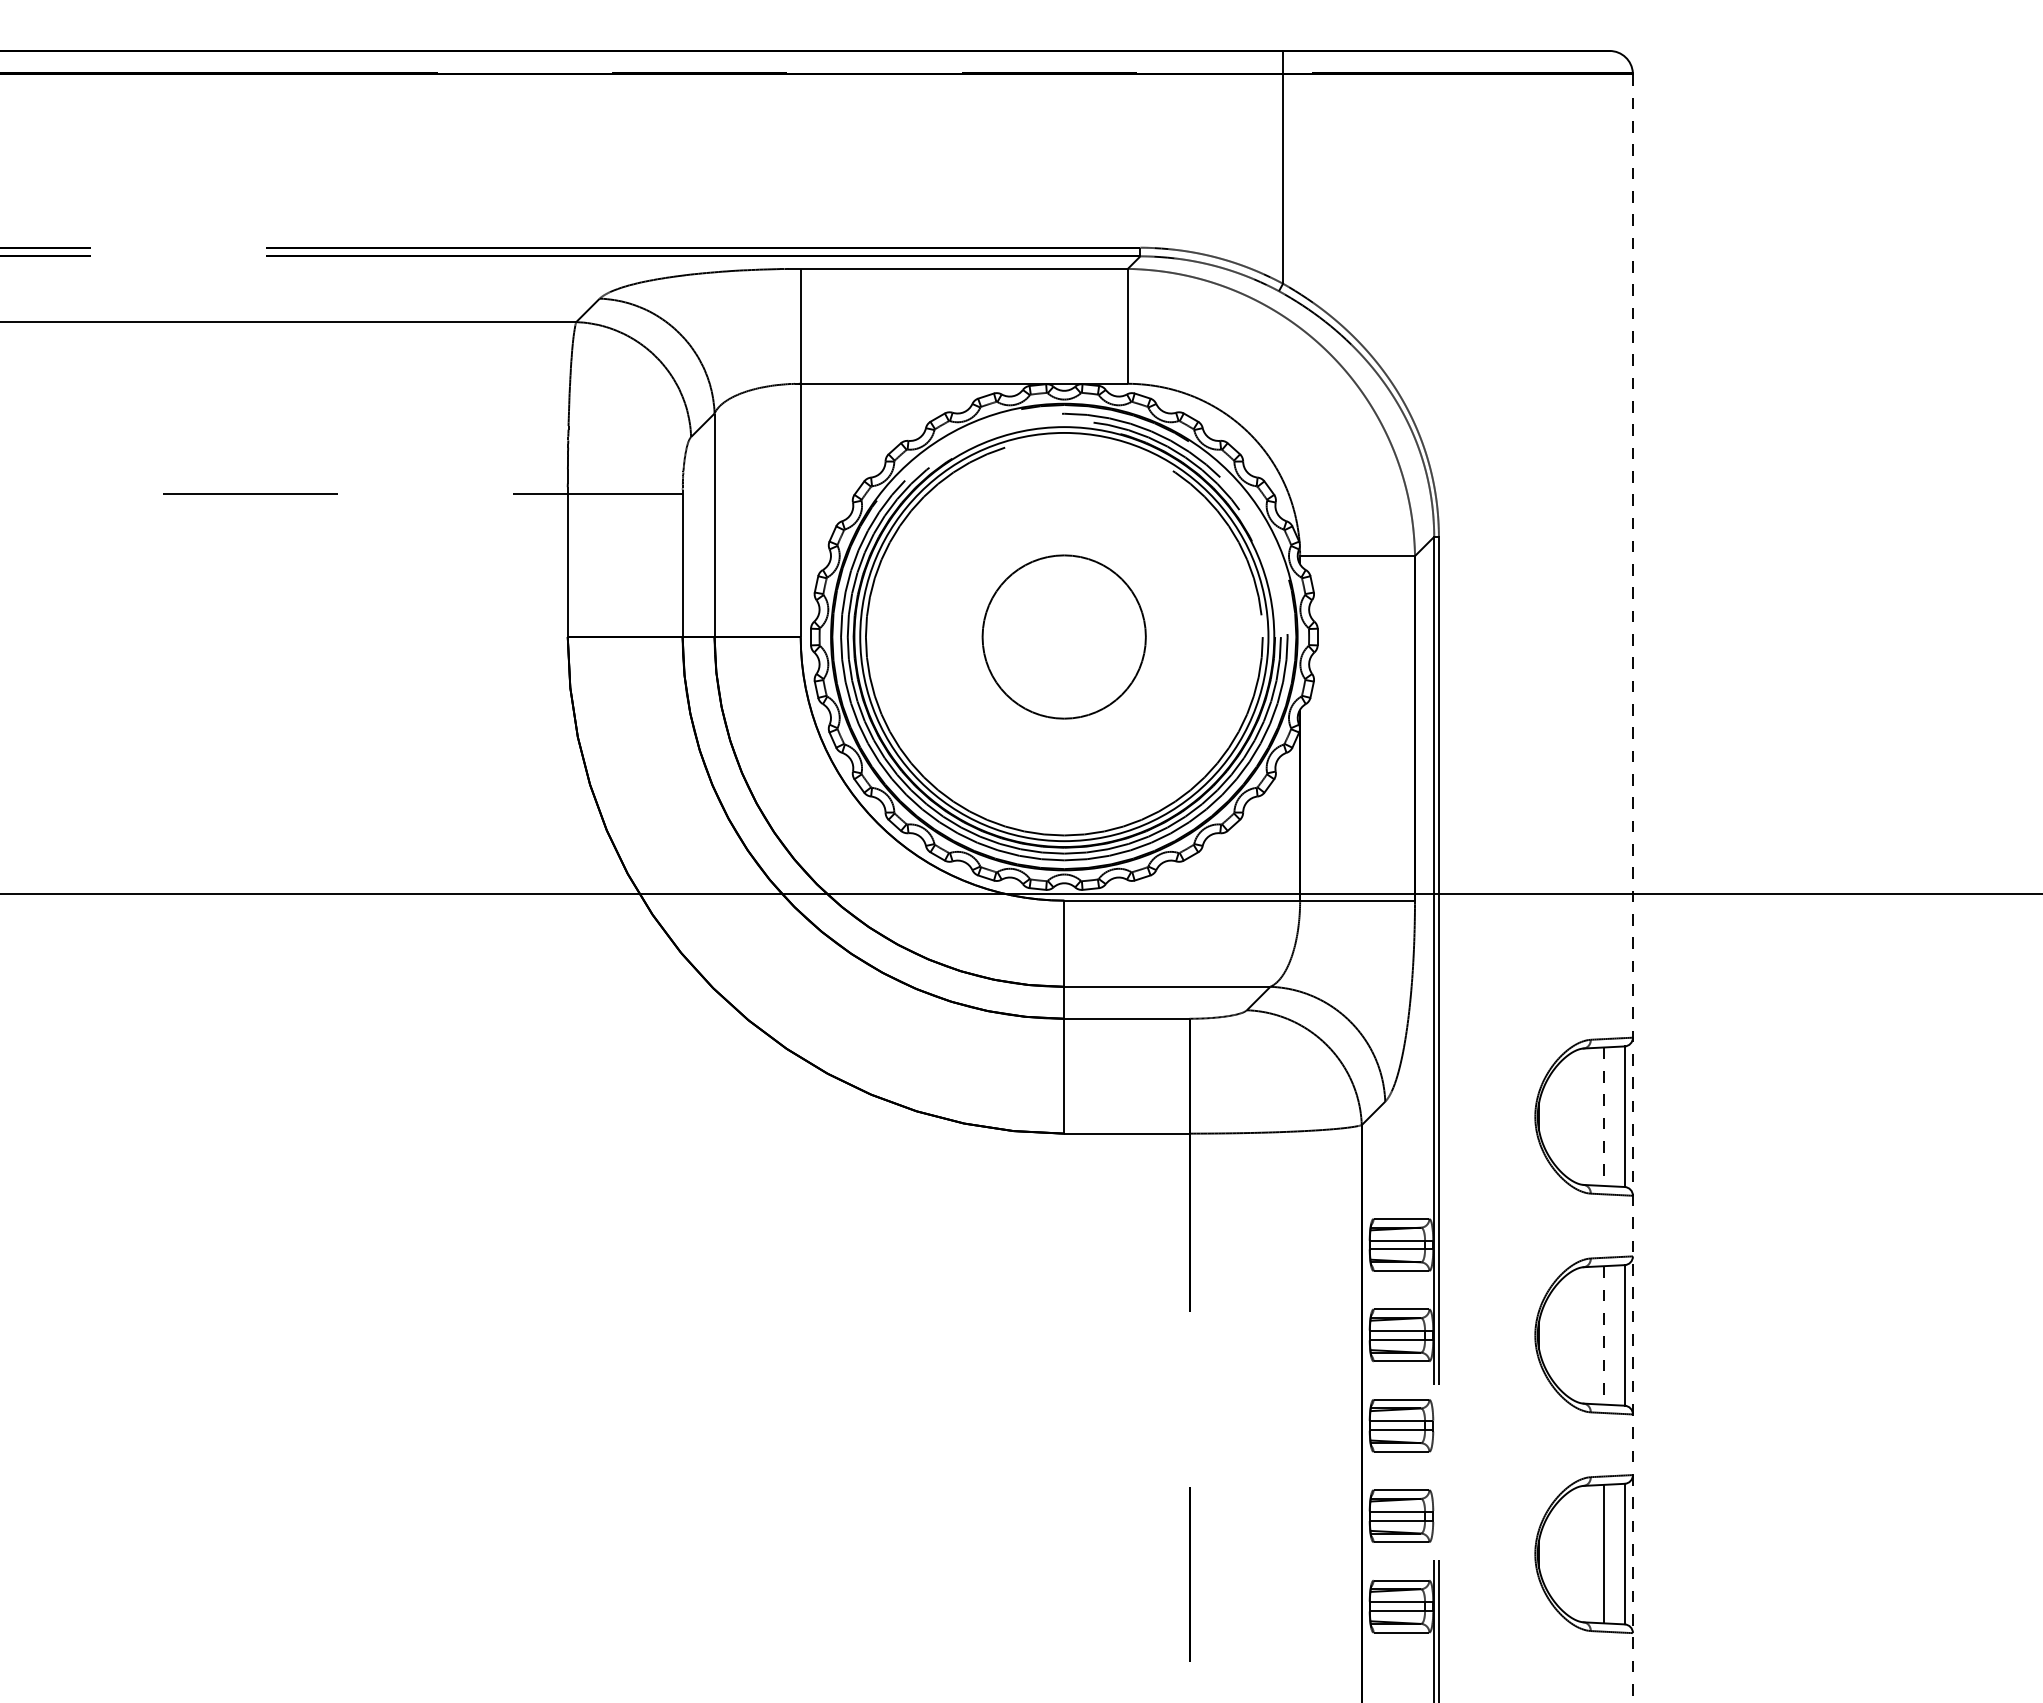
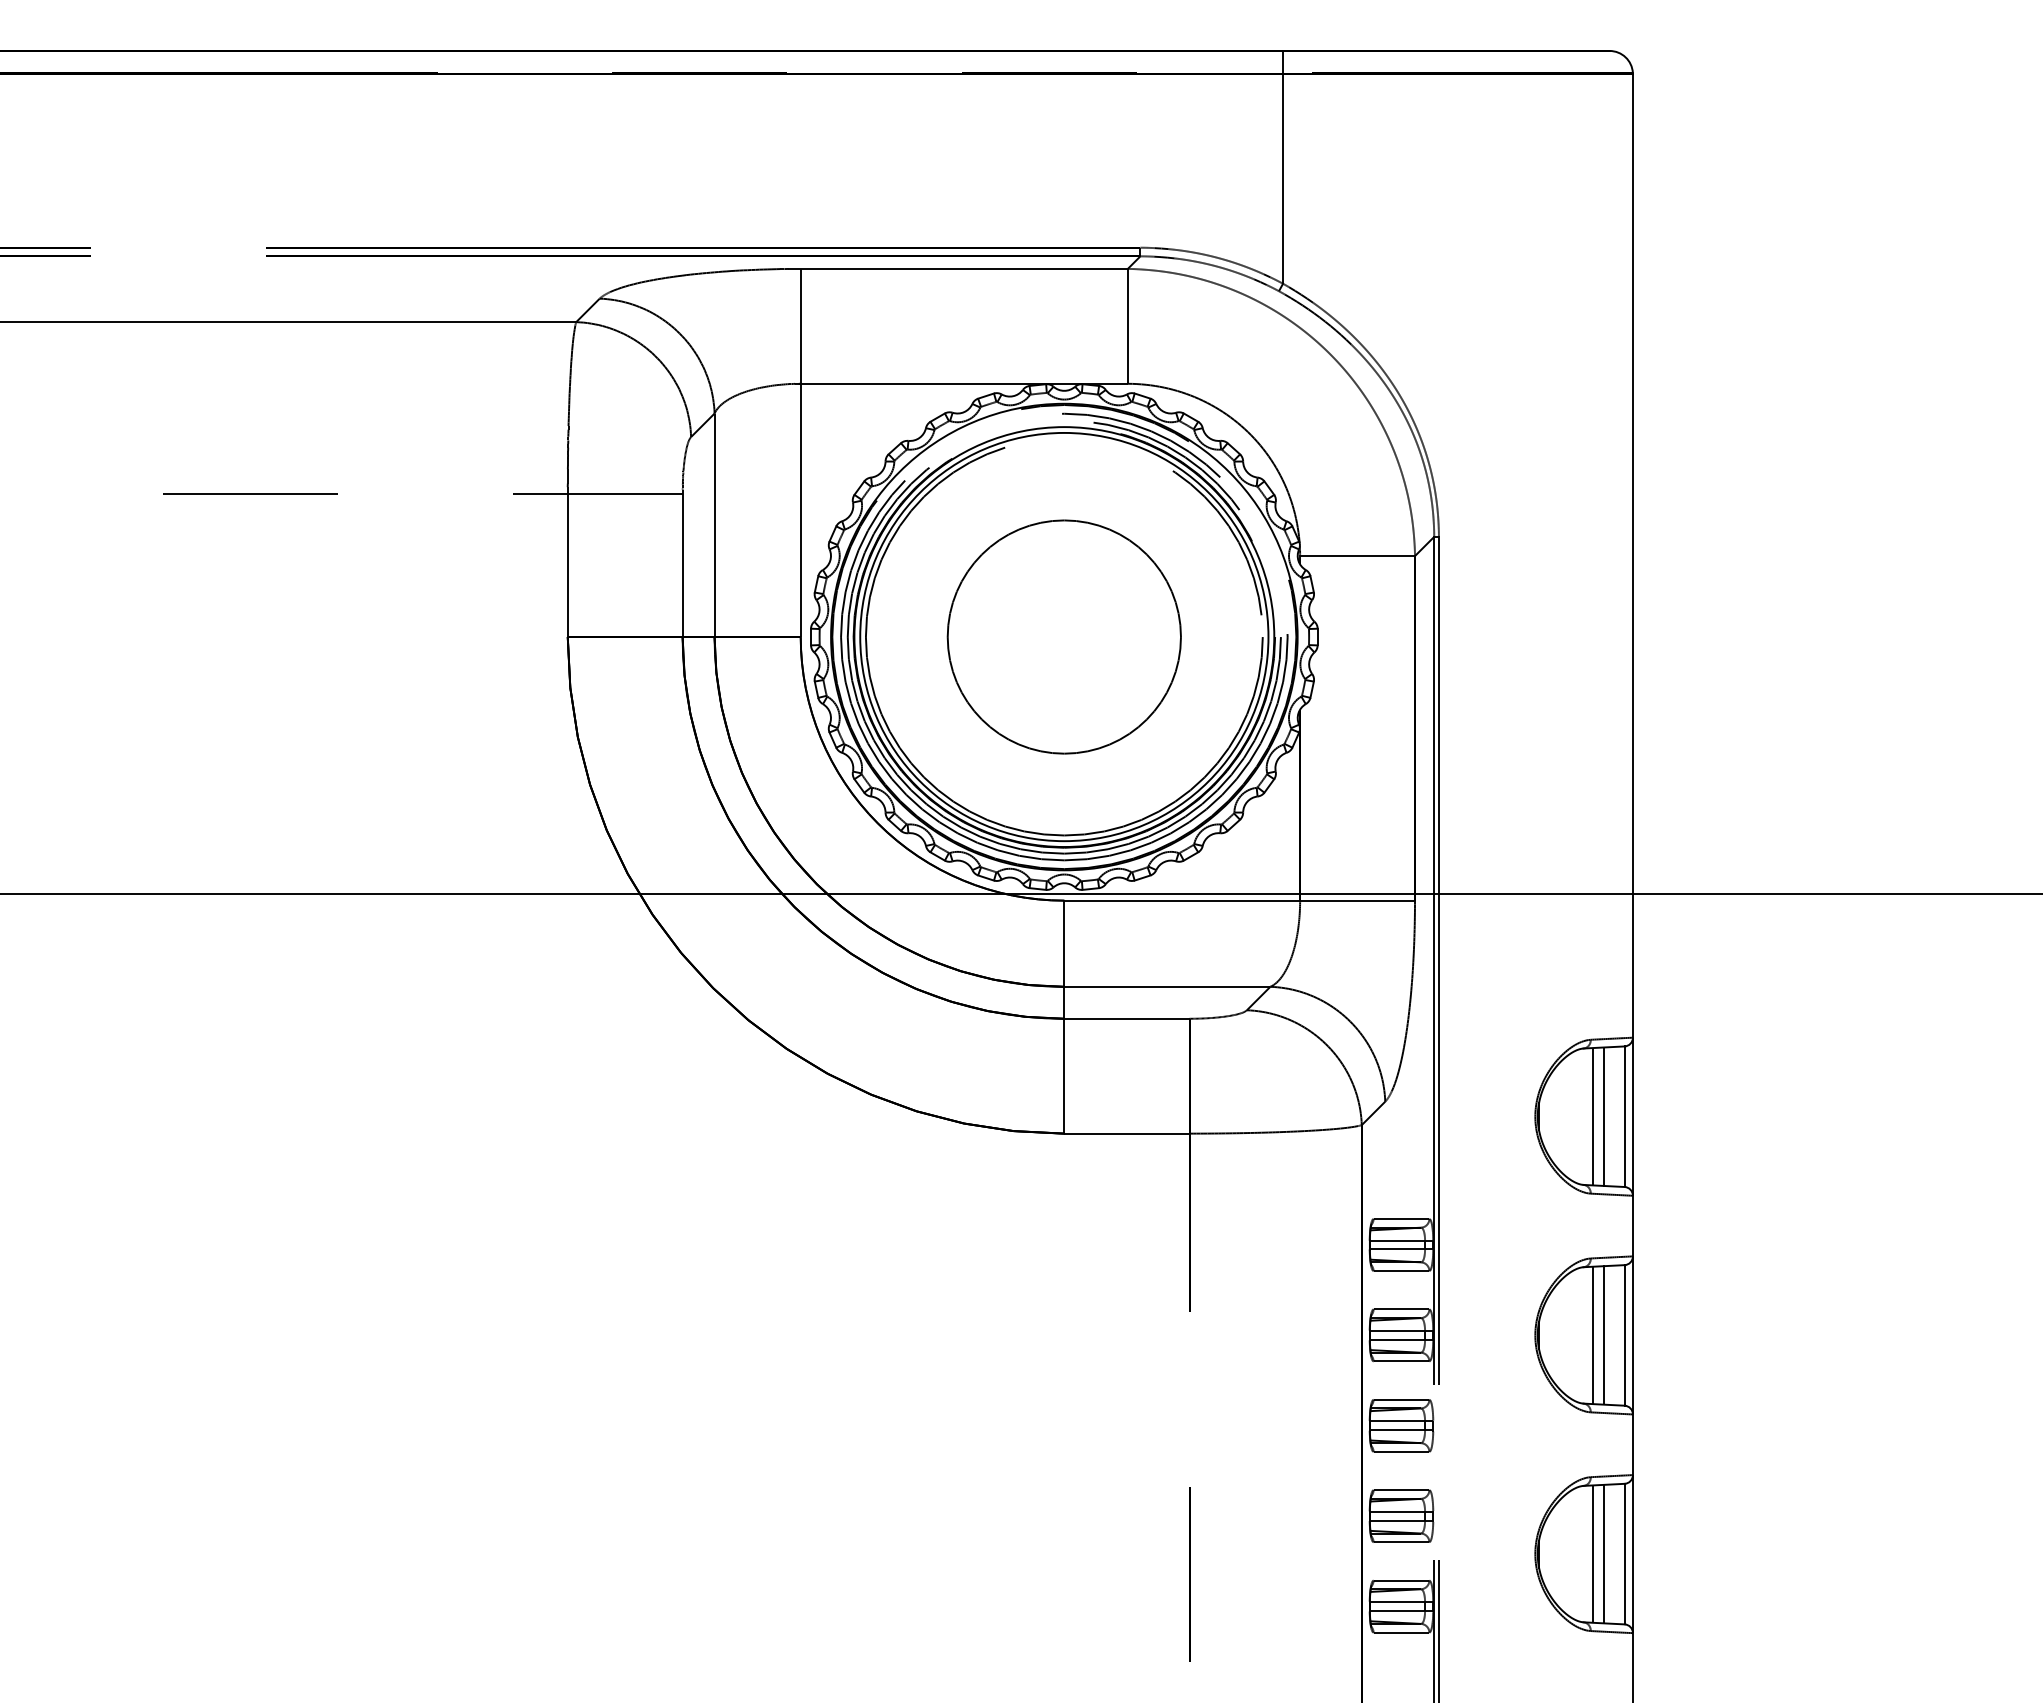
circle size: 166x166 px -> 236x236 px (1063, 636)
line: dashed -> solid (1632, 888)
line: none -> present (1592, 1116)
line: dashed -> solid (1603, 1116)
line: none -> present (1592, 1334)
line: dashed -> solid (1603, 1335)
line: none -> present (1592, 1553)
